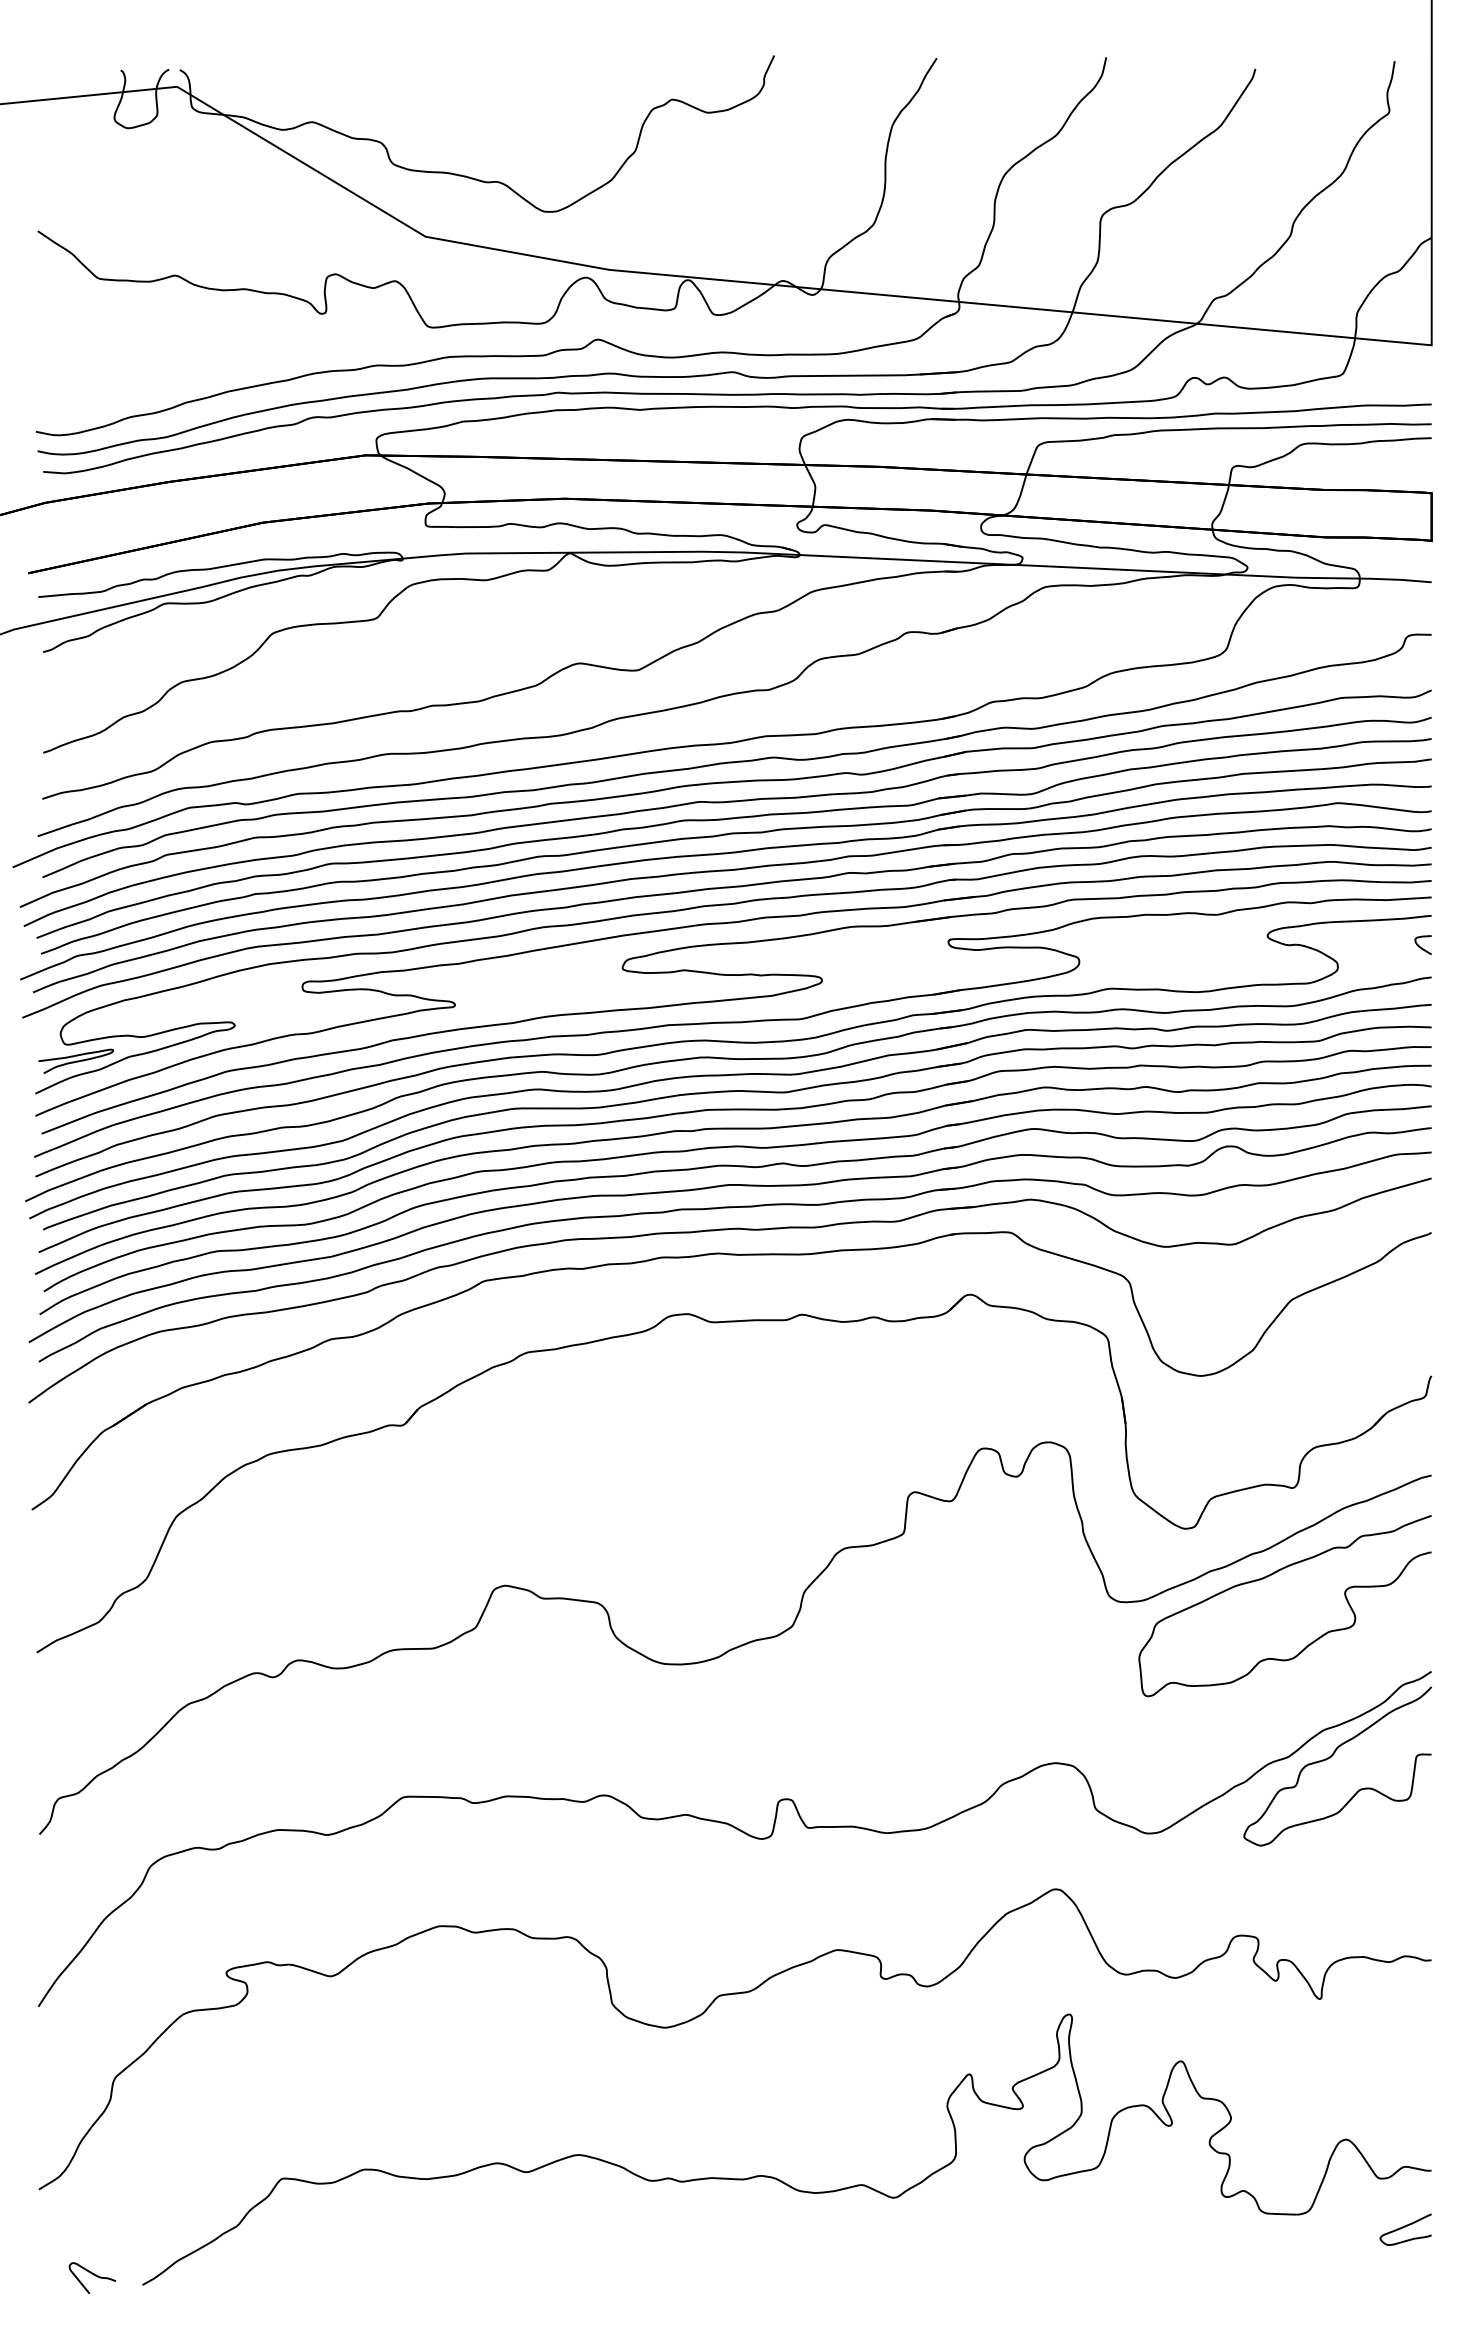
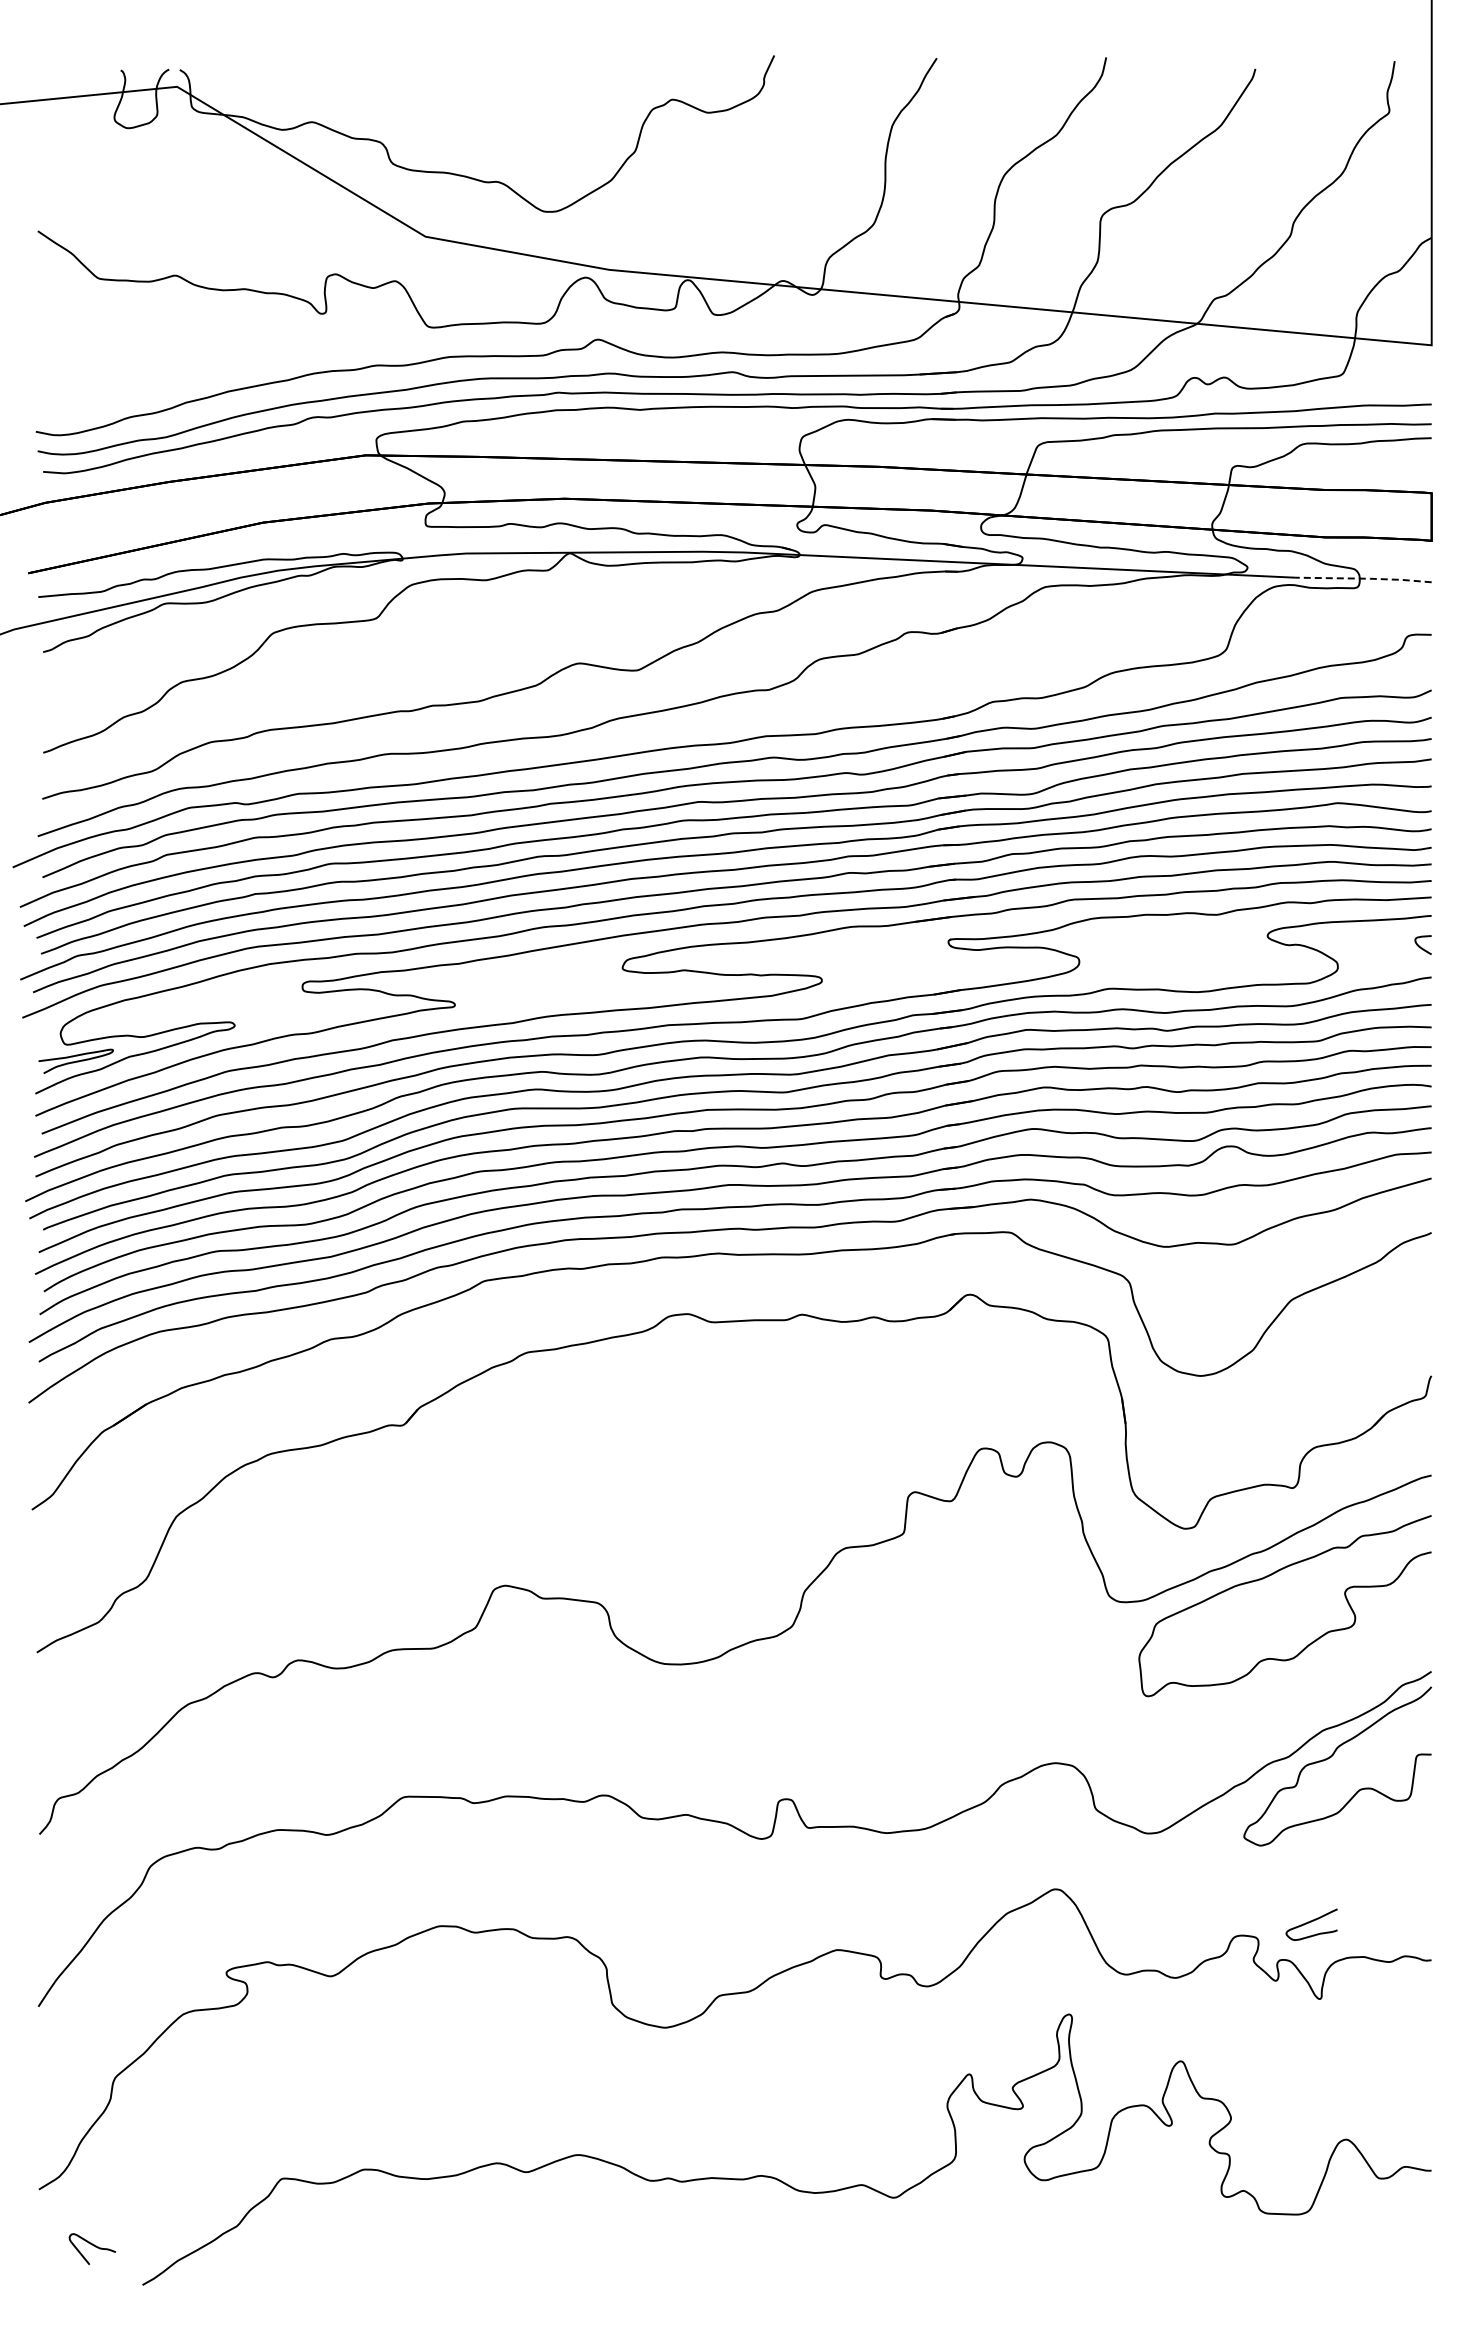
line: solid -> dashed (1364, 578)
curve position: (1405, 2227) -> (1311, 1922) (1311, 1922)
curve position: (93, 2275) -> (93, 2246) (93, 2246)
